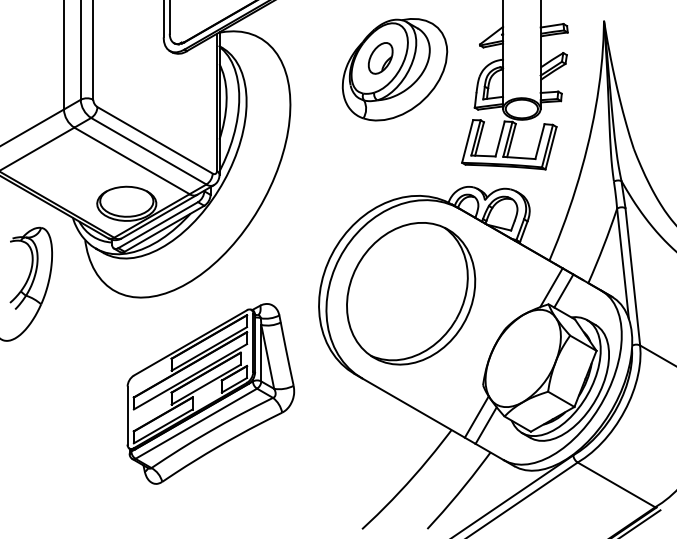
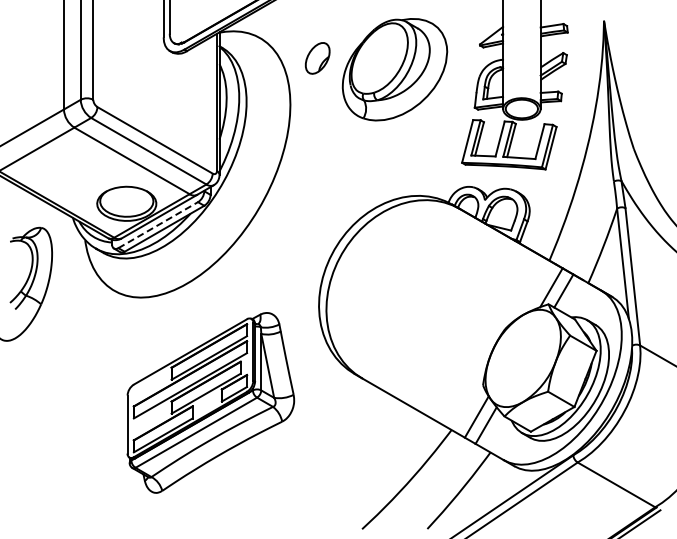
part position: (380, 58) -> (317, 58) (317, 58)
line: solid -> dashed (158, 225)
part: present -> none (411, 293)
part position: (210, 393) -> (210, 402) (210, 402)
